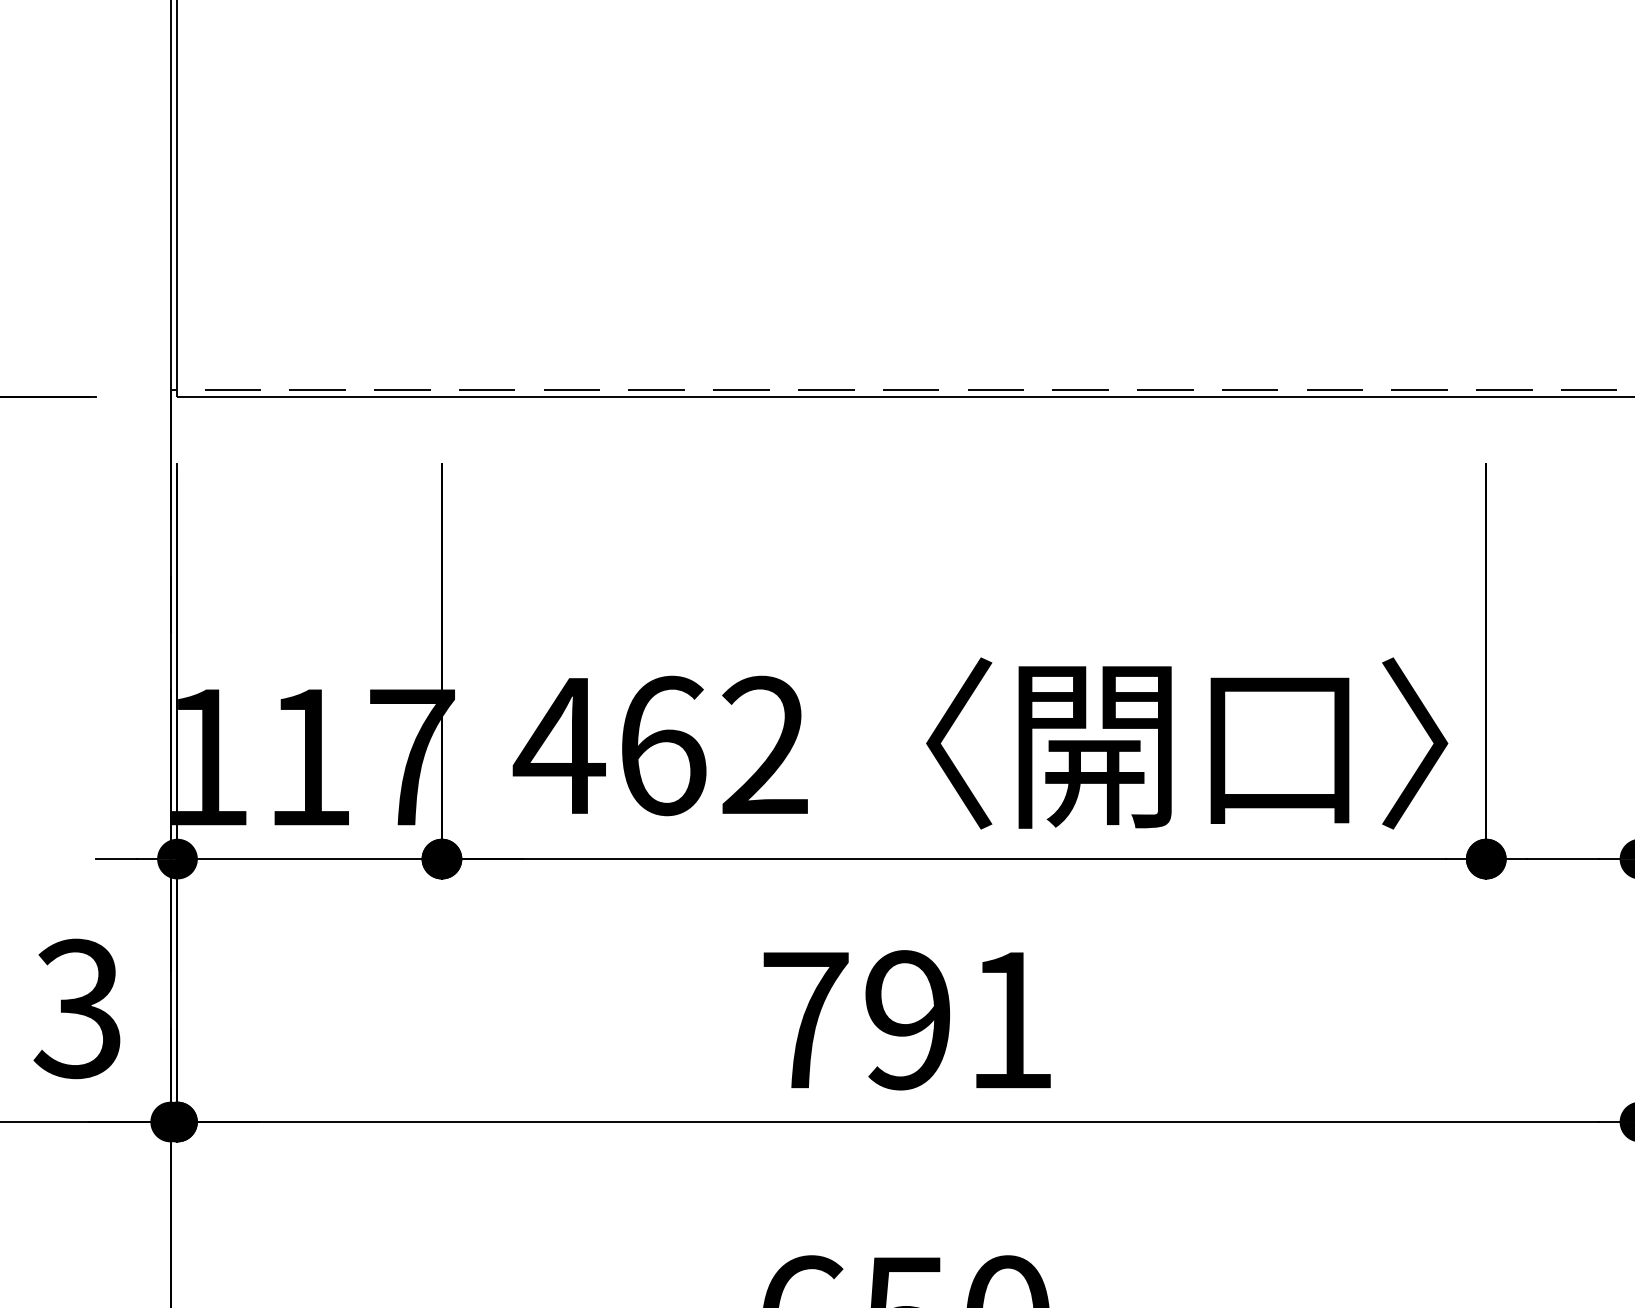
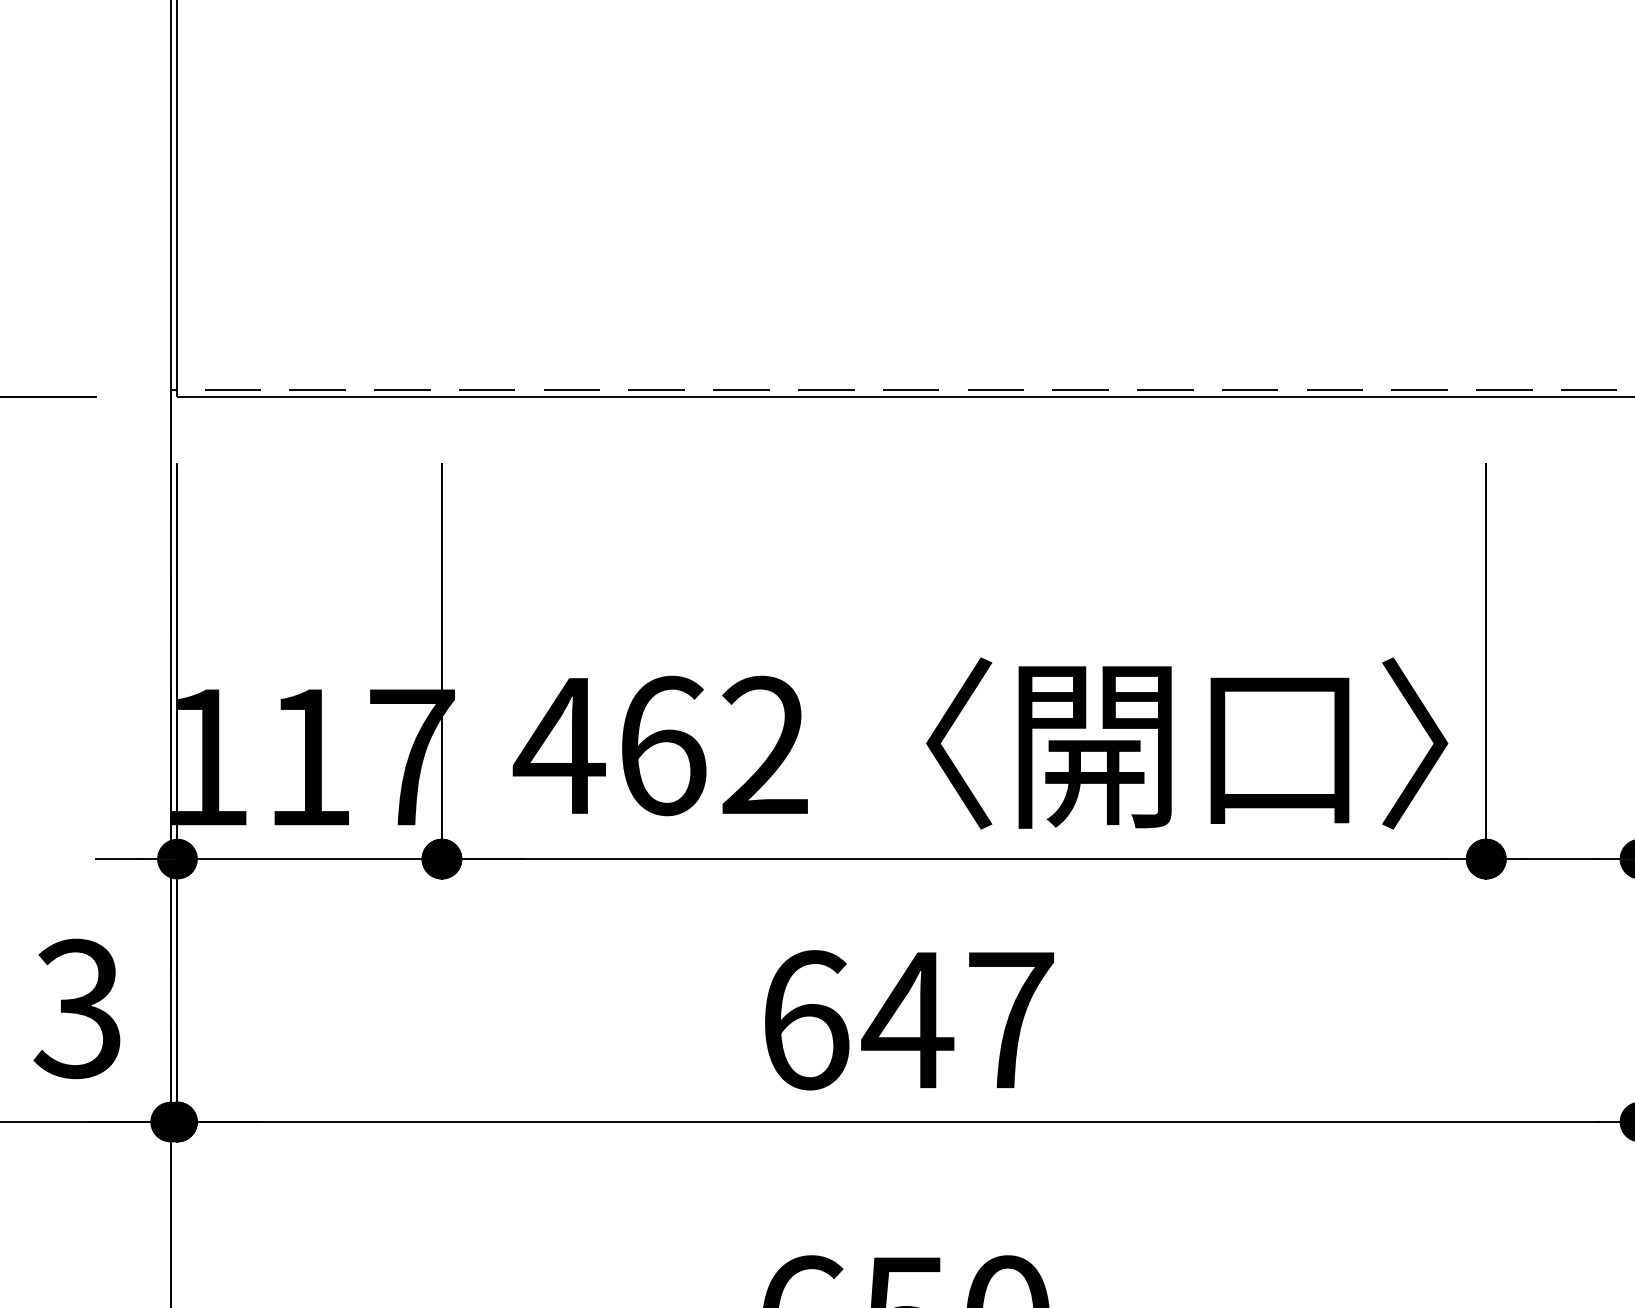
text: 791 -> 647 (908, 1020)
